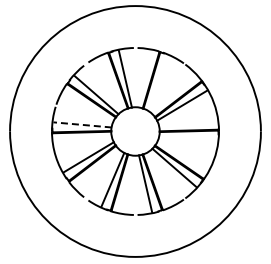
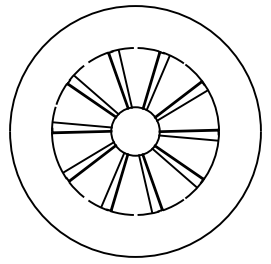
line: none -> present (157, 83)
line: dashed -> solid (82, 124)
line: none -> present (188, 137)
